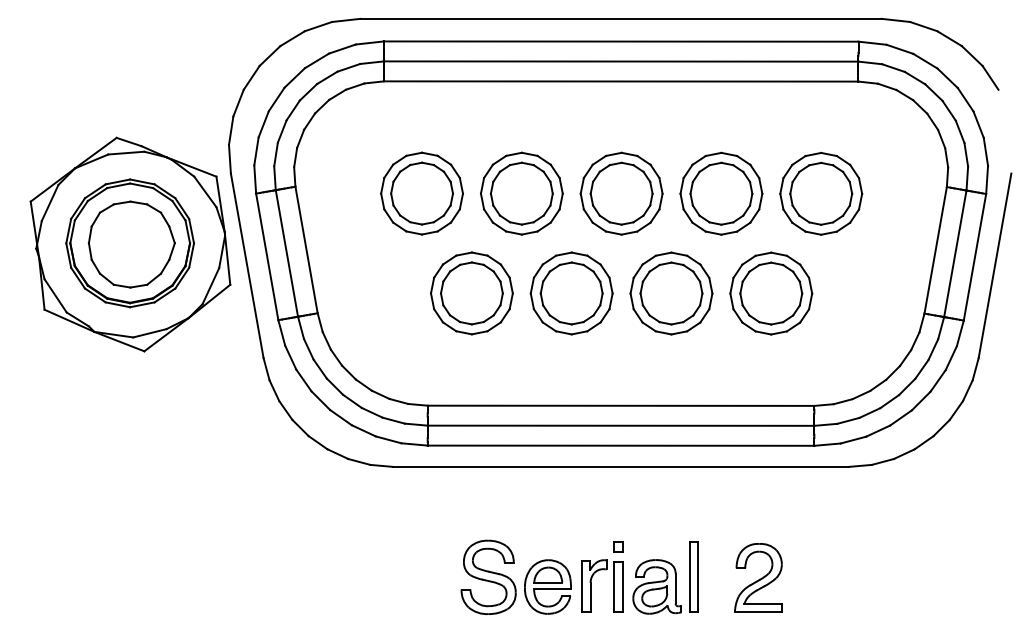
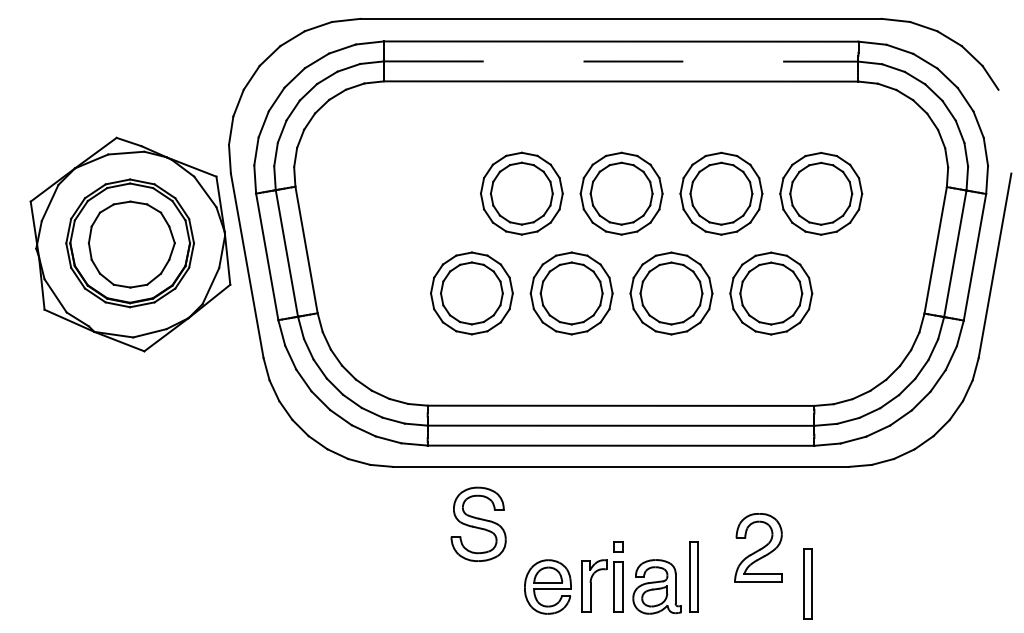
line: solid -> dashed (621, 61)
part: present -> none (421, 193)
part position: (488, 576) -> (478, 523) (478, 523)
part position: (758, 577) -> (758, 547) (758, 547)
part: none -> present (807, 583)
